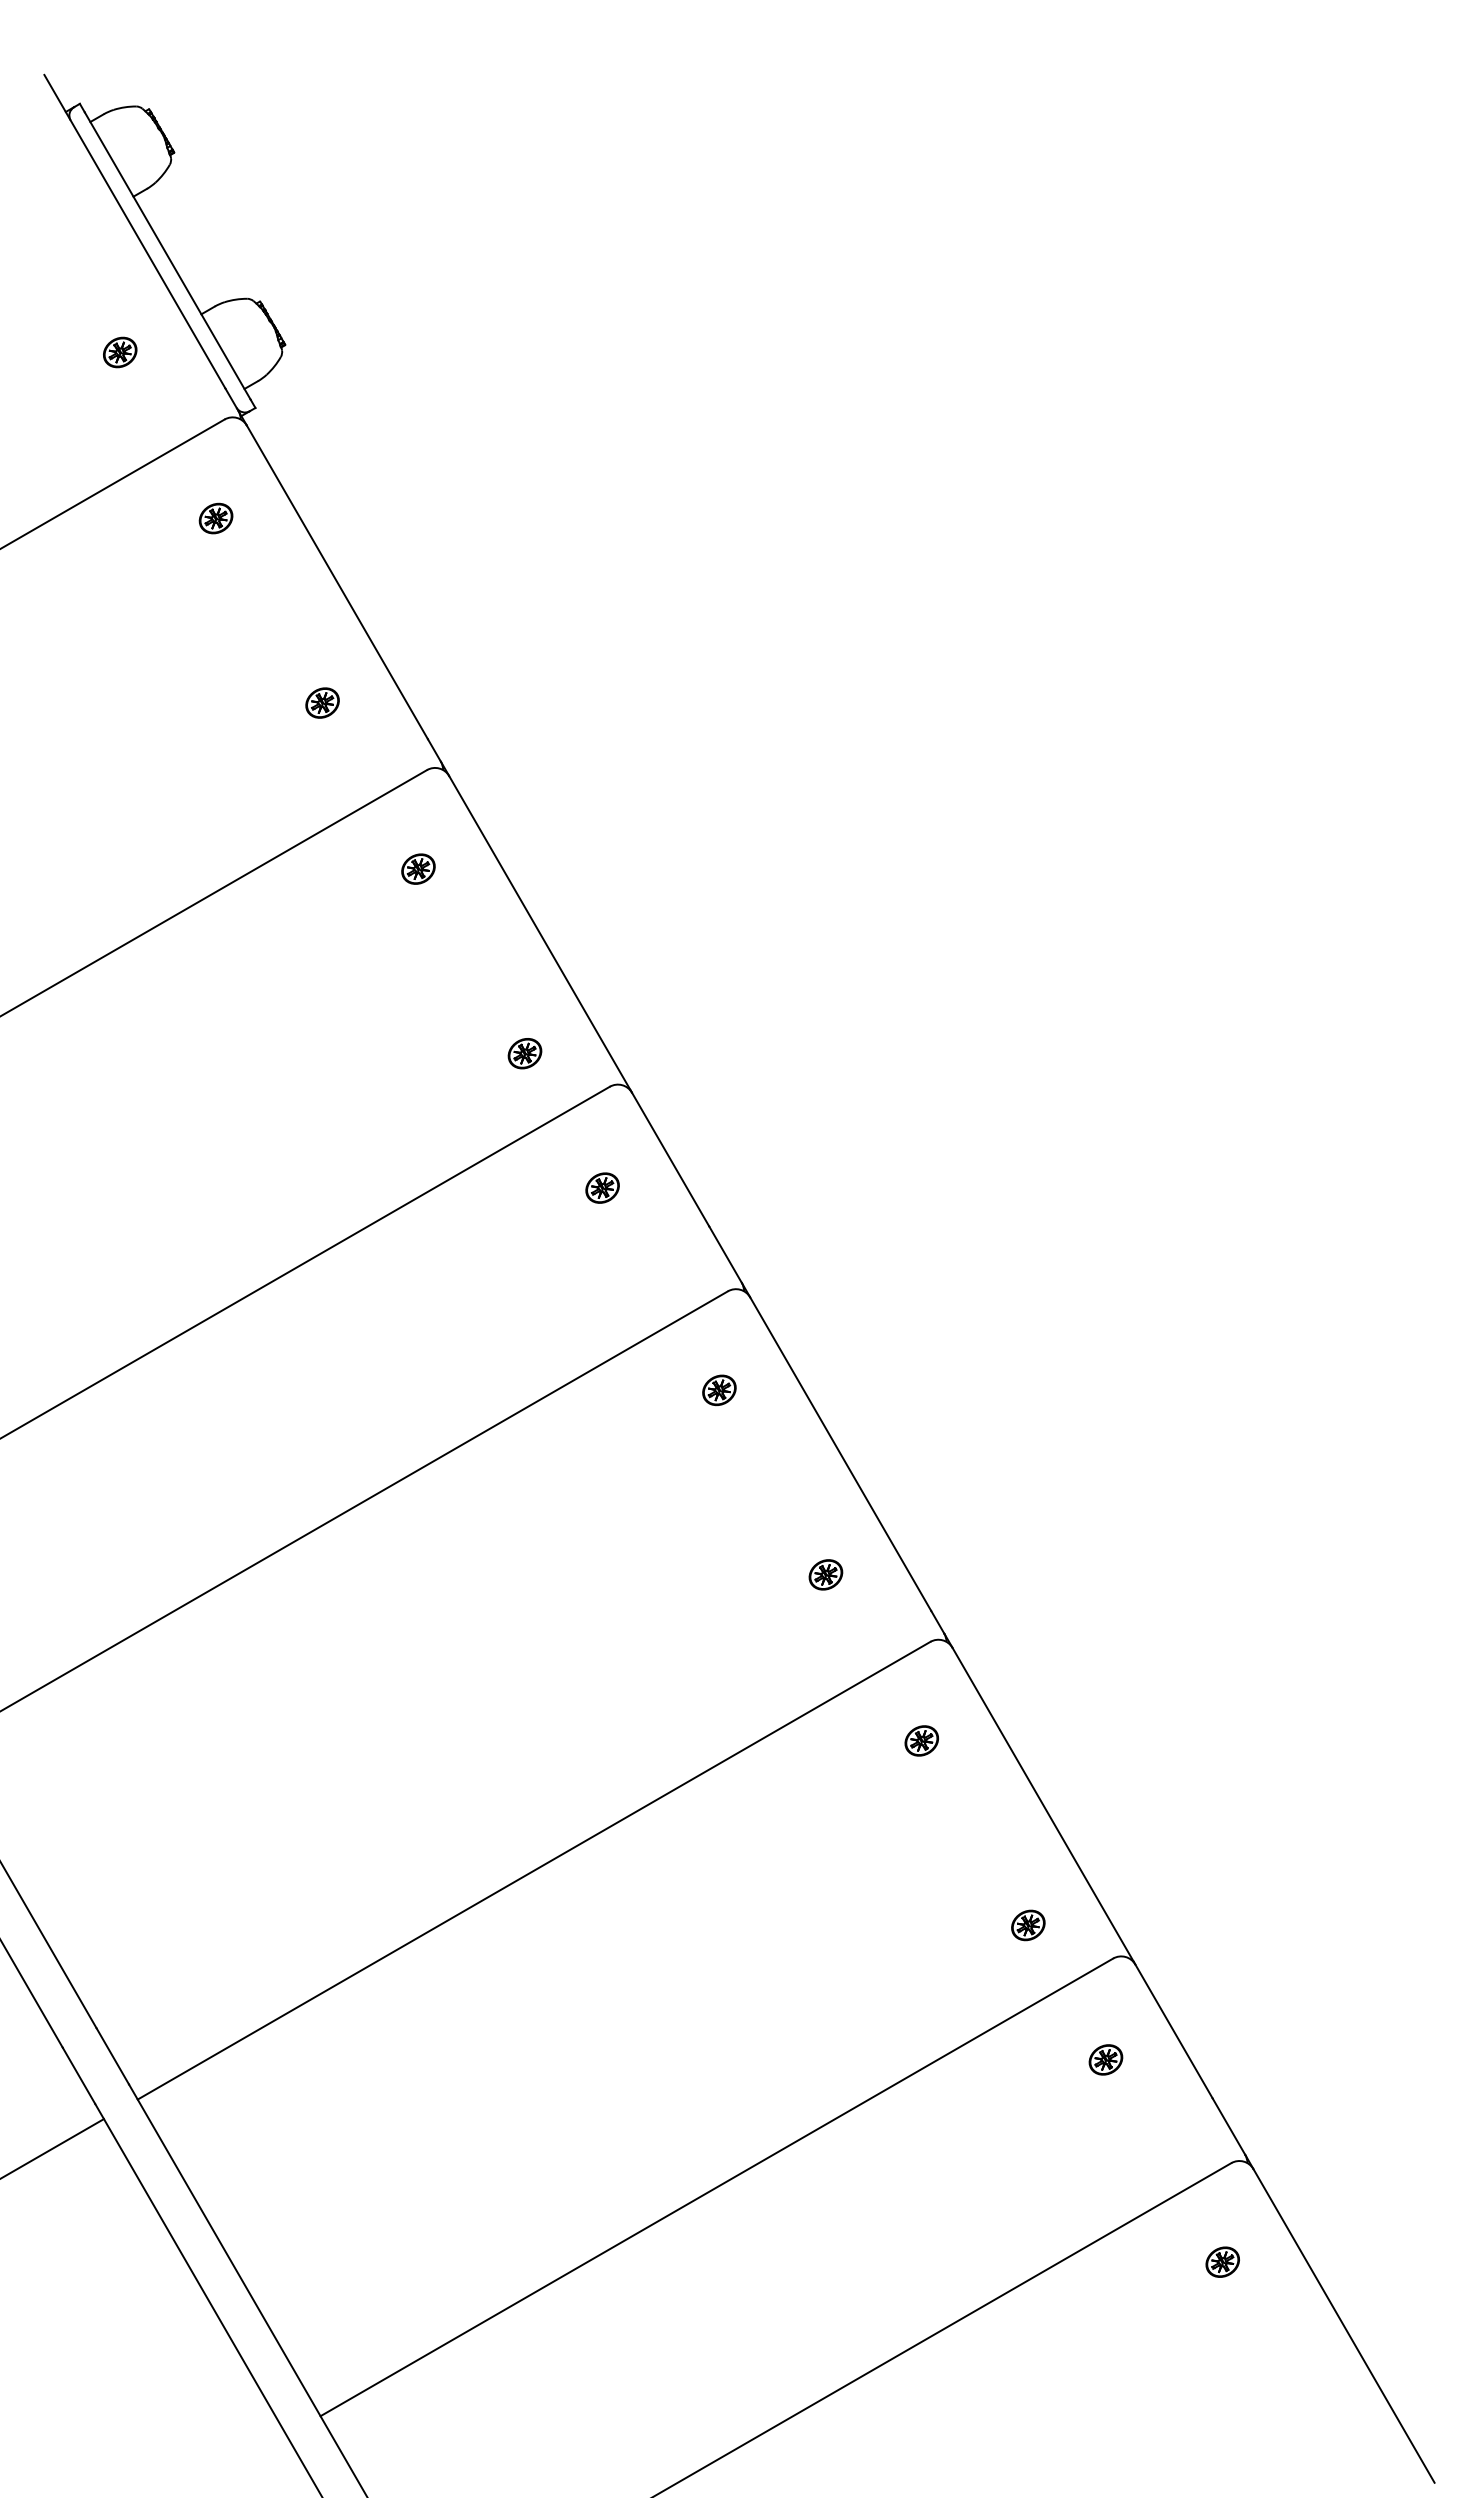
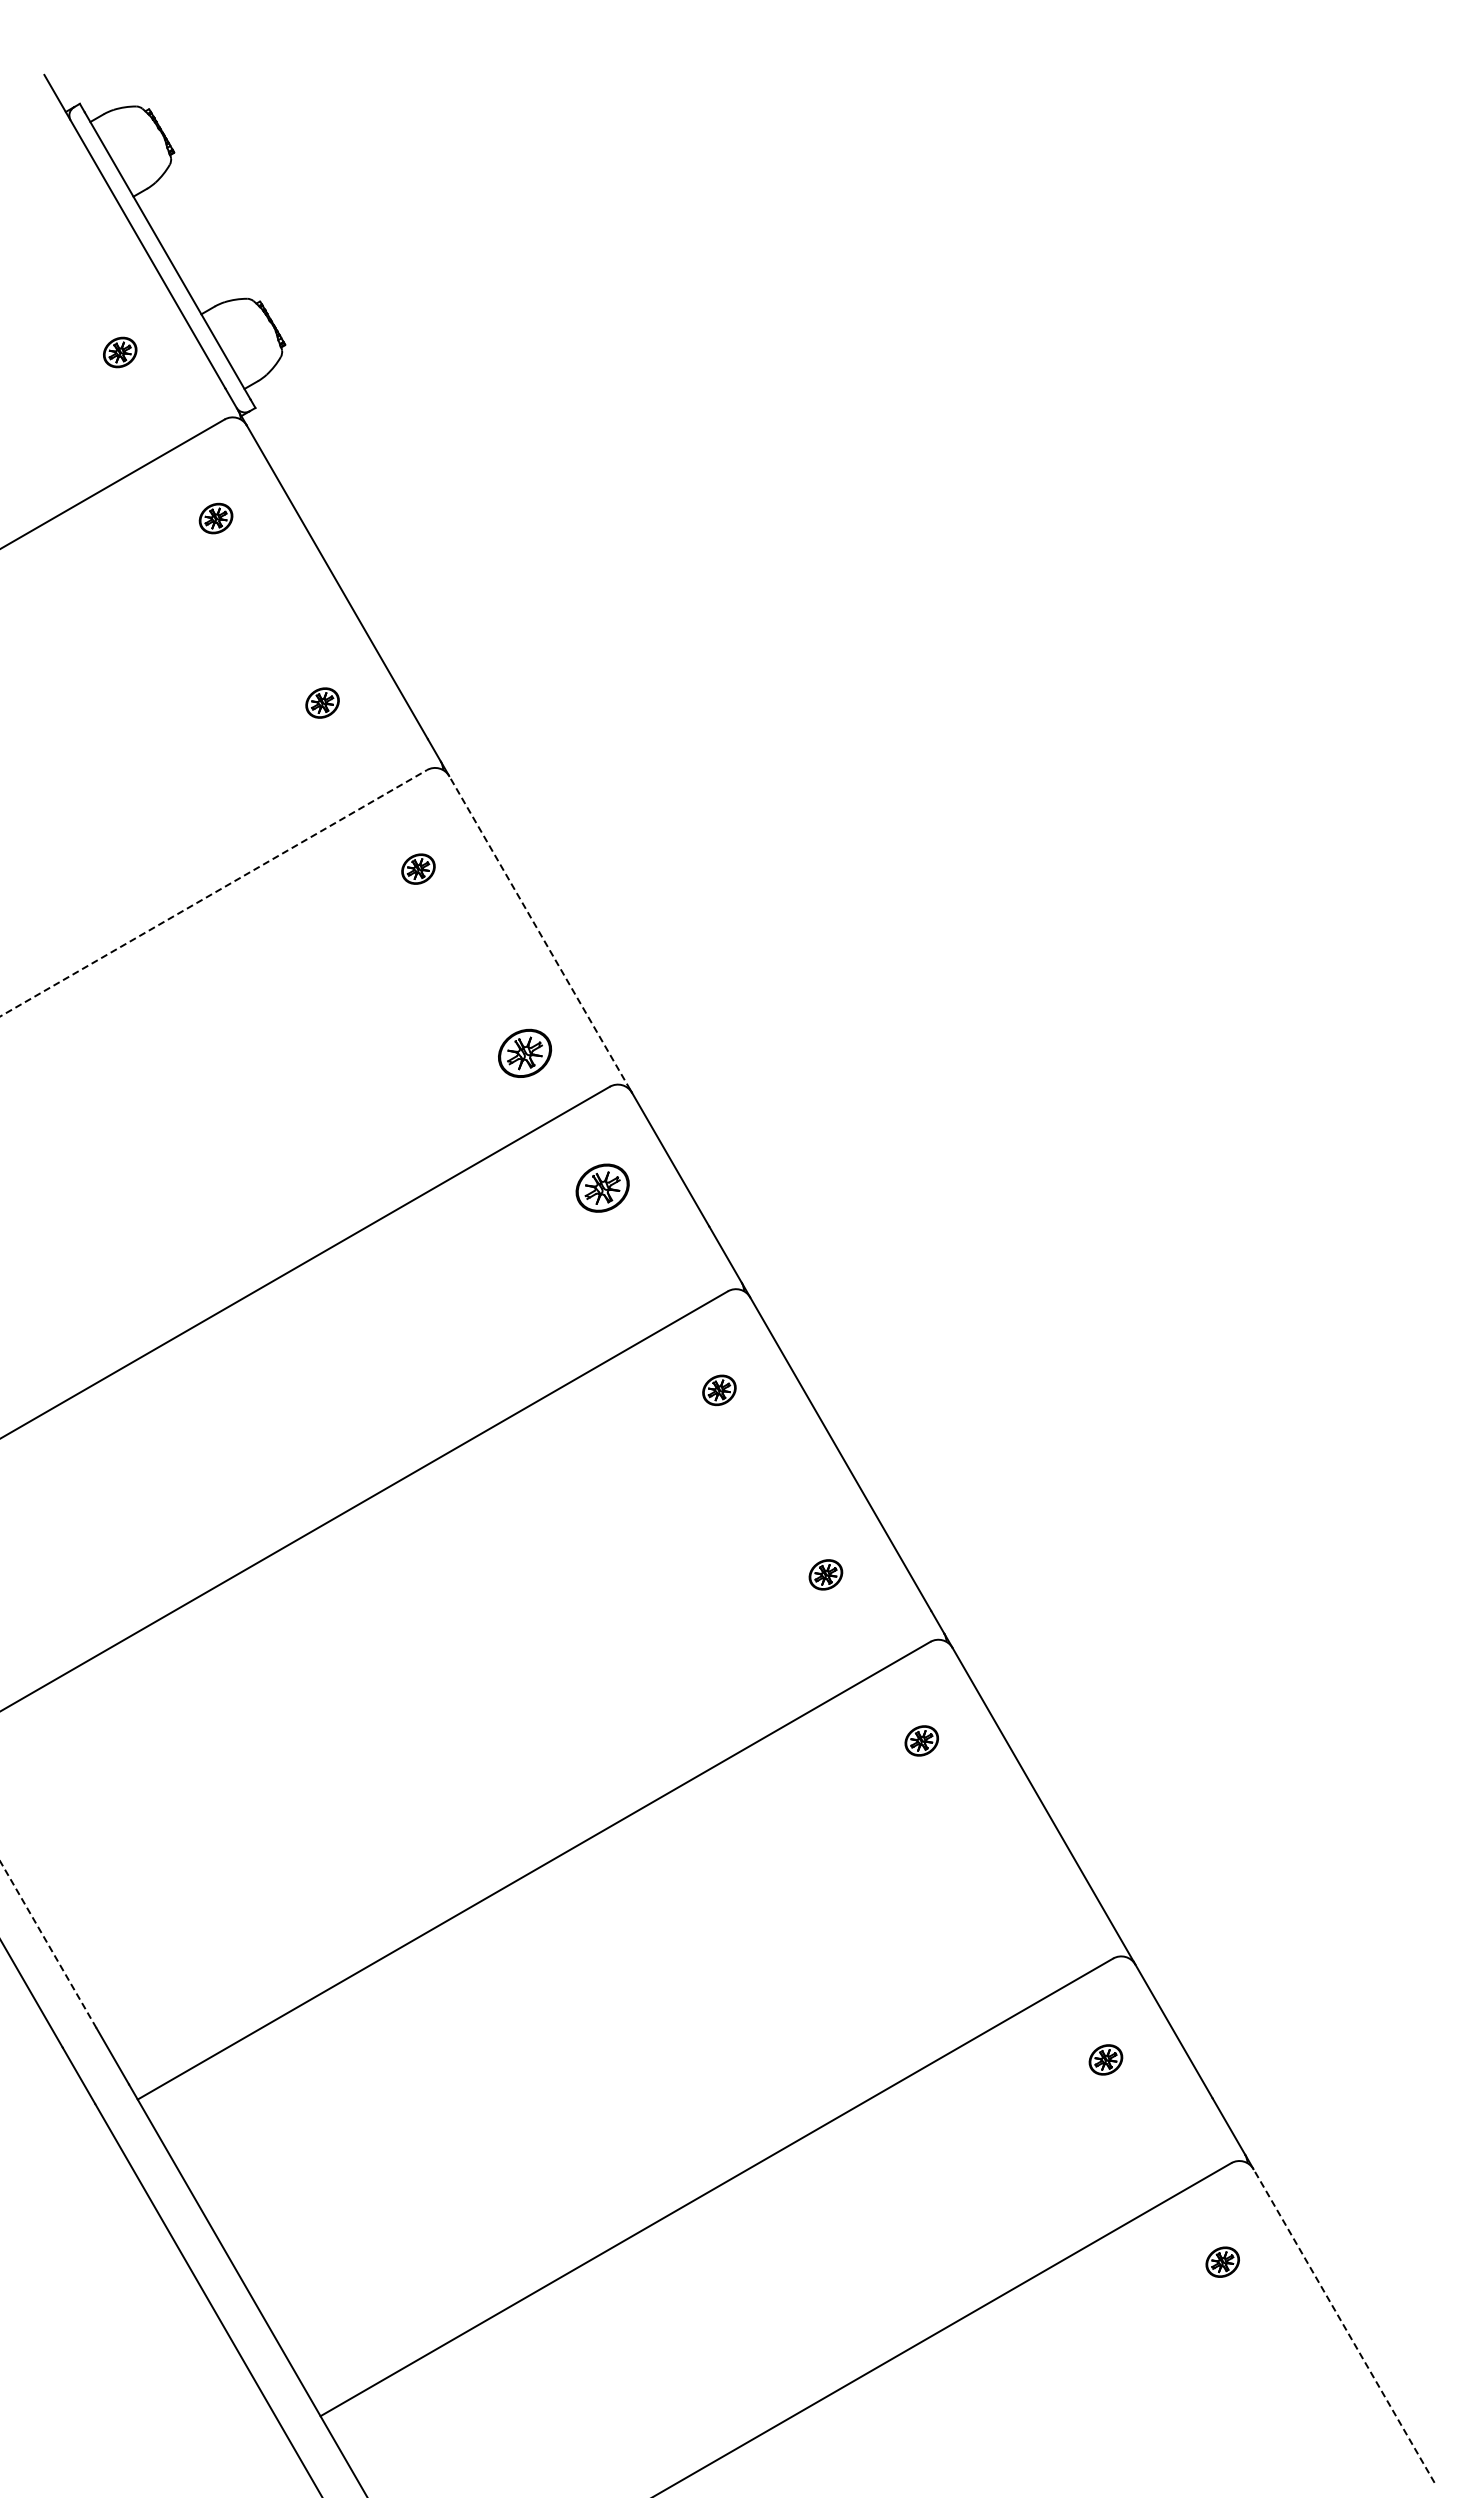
line: solid -> dashed (214, 893)
line: solid -> dashed (539, 932)
part size: 36x32 px -> 55x50 px (525, 1052)
part size: 35x32 px -> 55x50 px (602, 1187)
part: present -> none (1028, 1925)
line: solid -> dashed (48, 1944)
line: present -> none (52, 2148)
line: solid -> dashed (1343, 2325)
